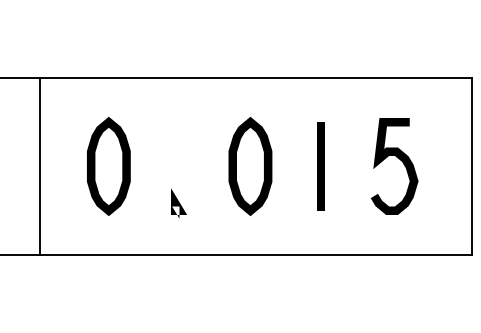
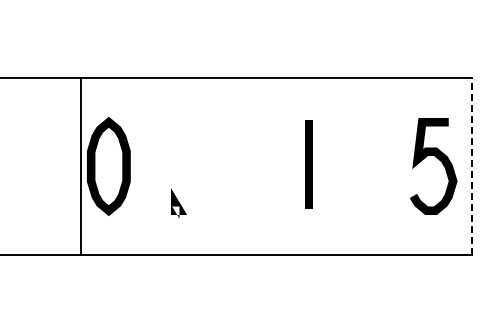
curve position: (400, 160) -> (439, 160) (439, 160)
line position: (40, 166) -> (81, 166) (81, 166)
part: present -> none (250, 166)
line position: (320, 166) -> (308, 164) (308, 164)
line: solid -> dashed (471, 166)
